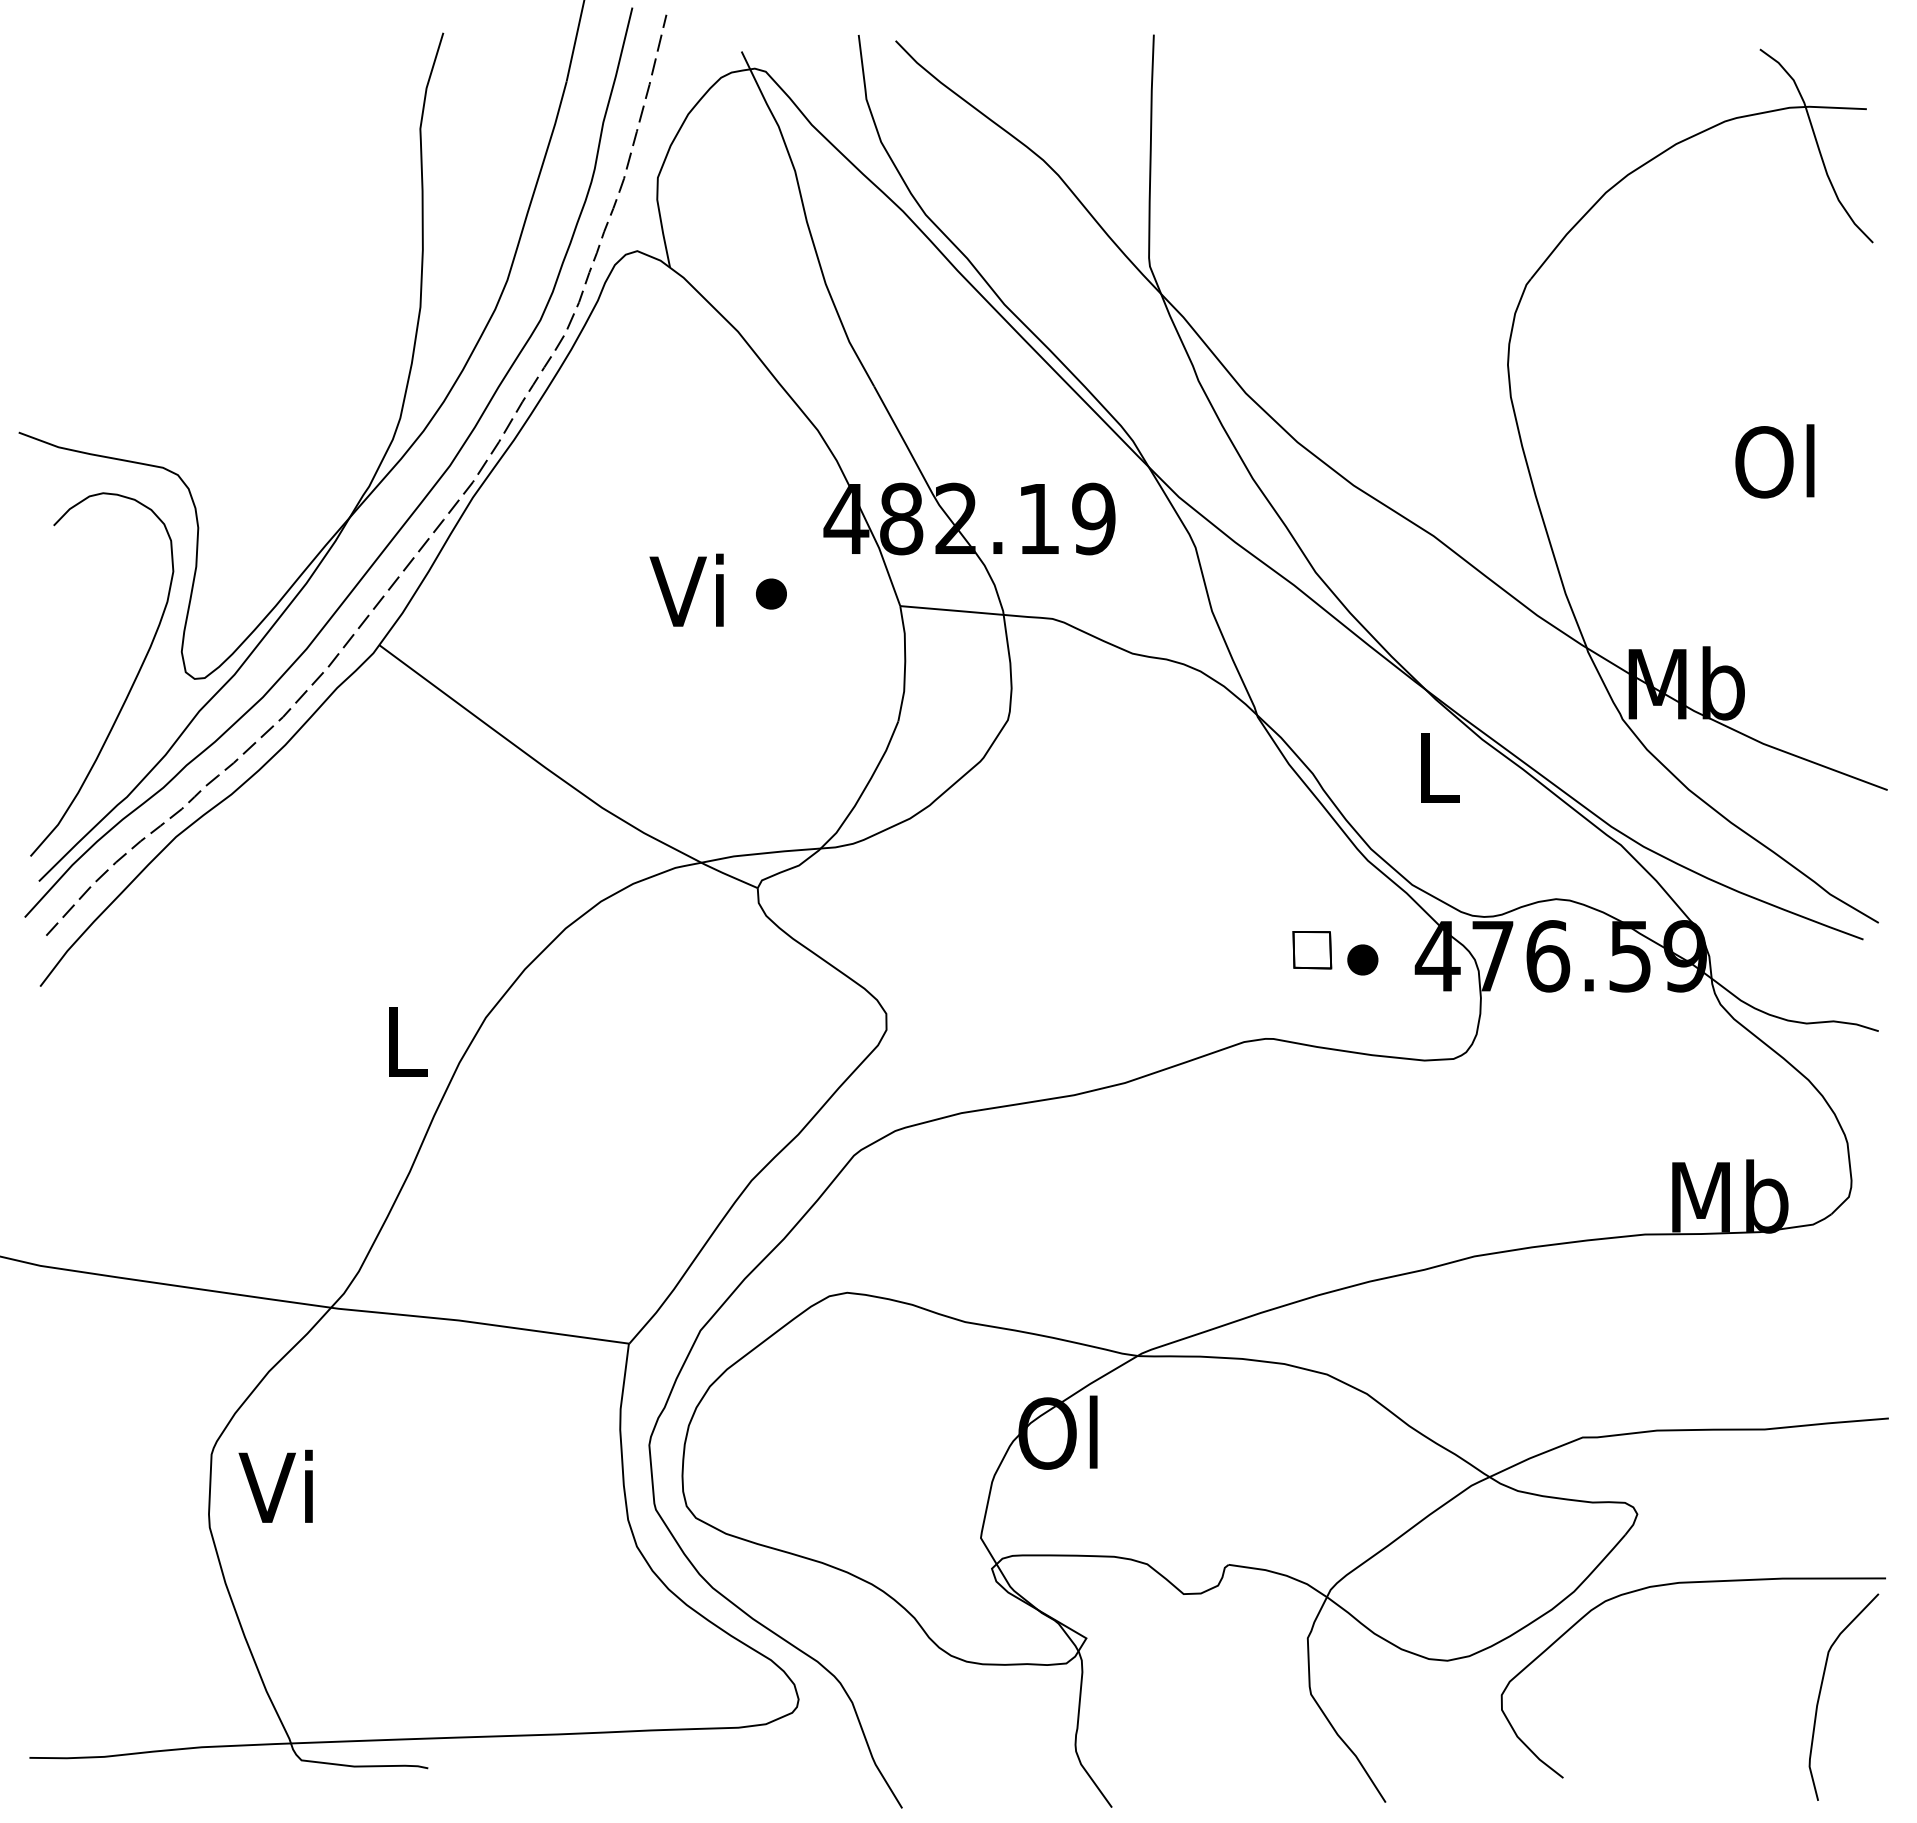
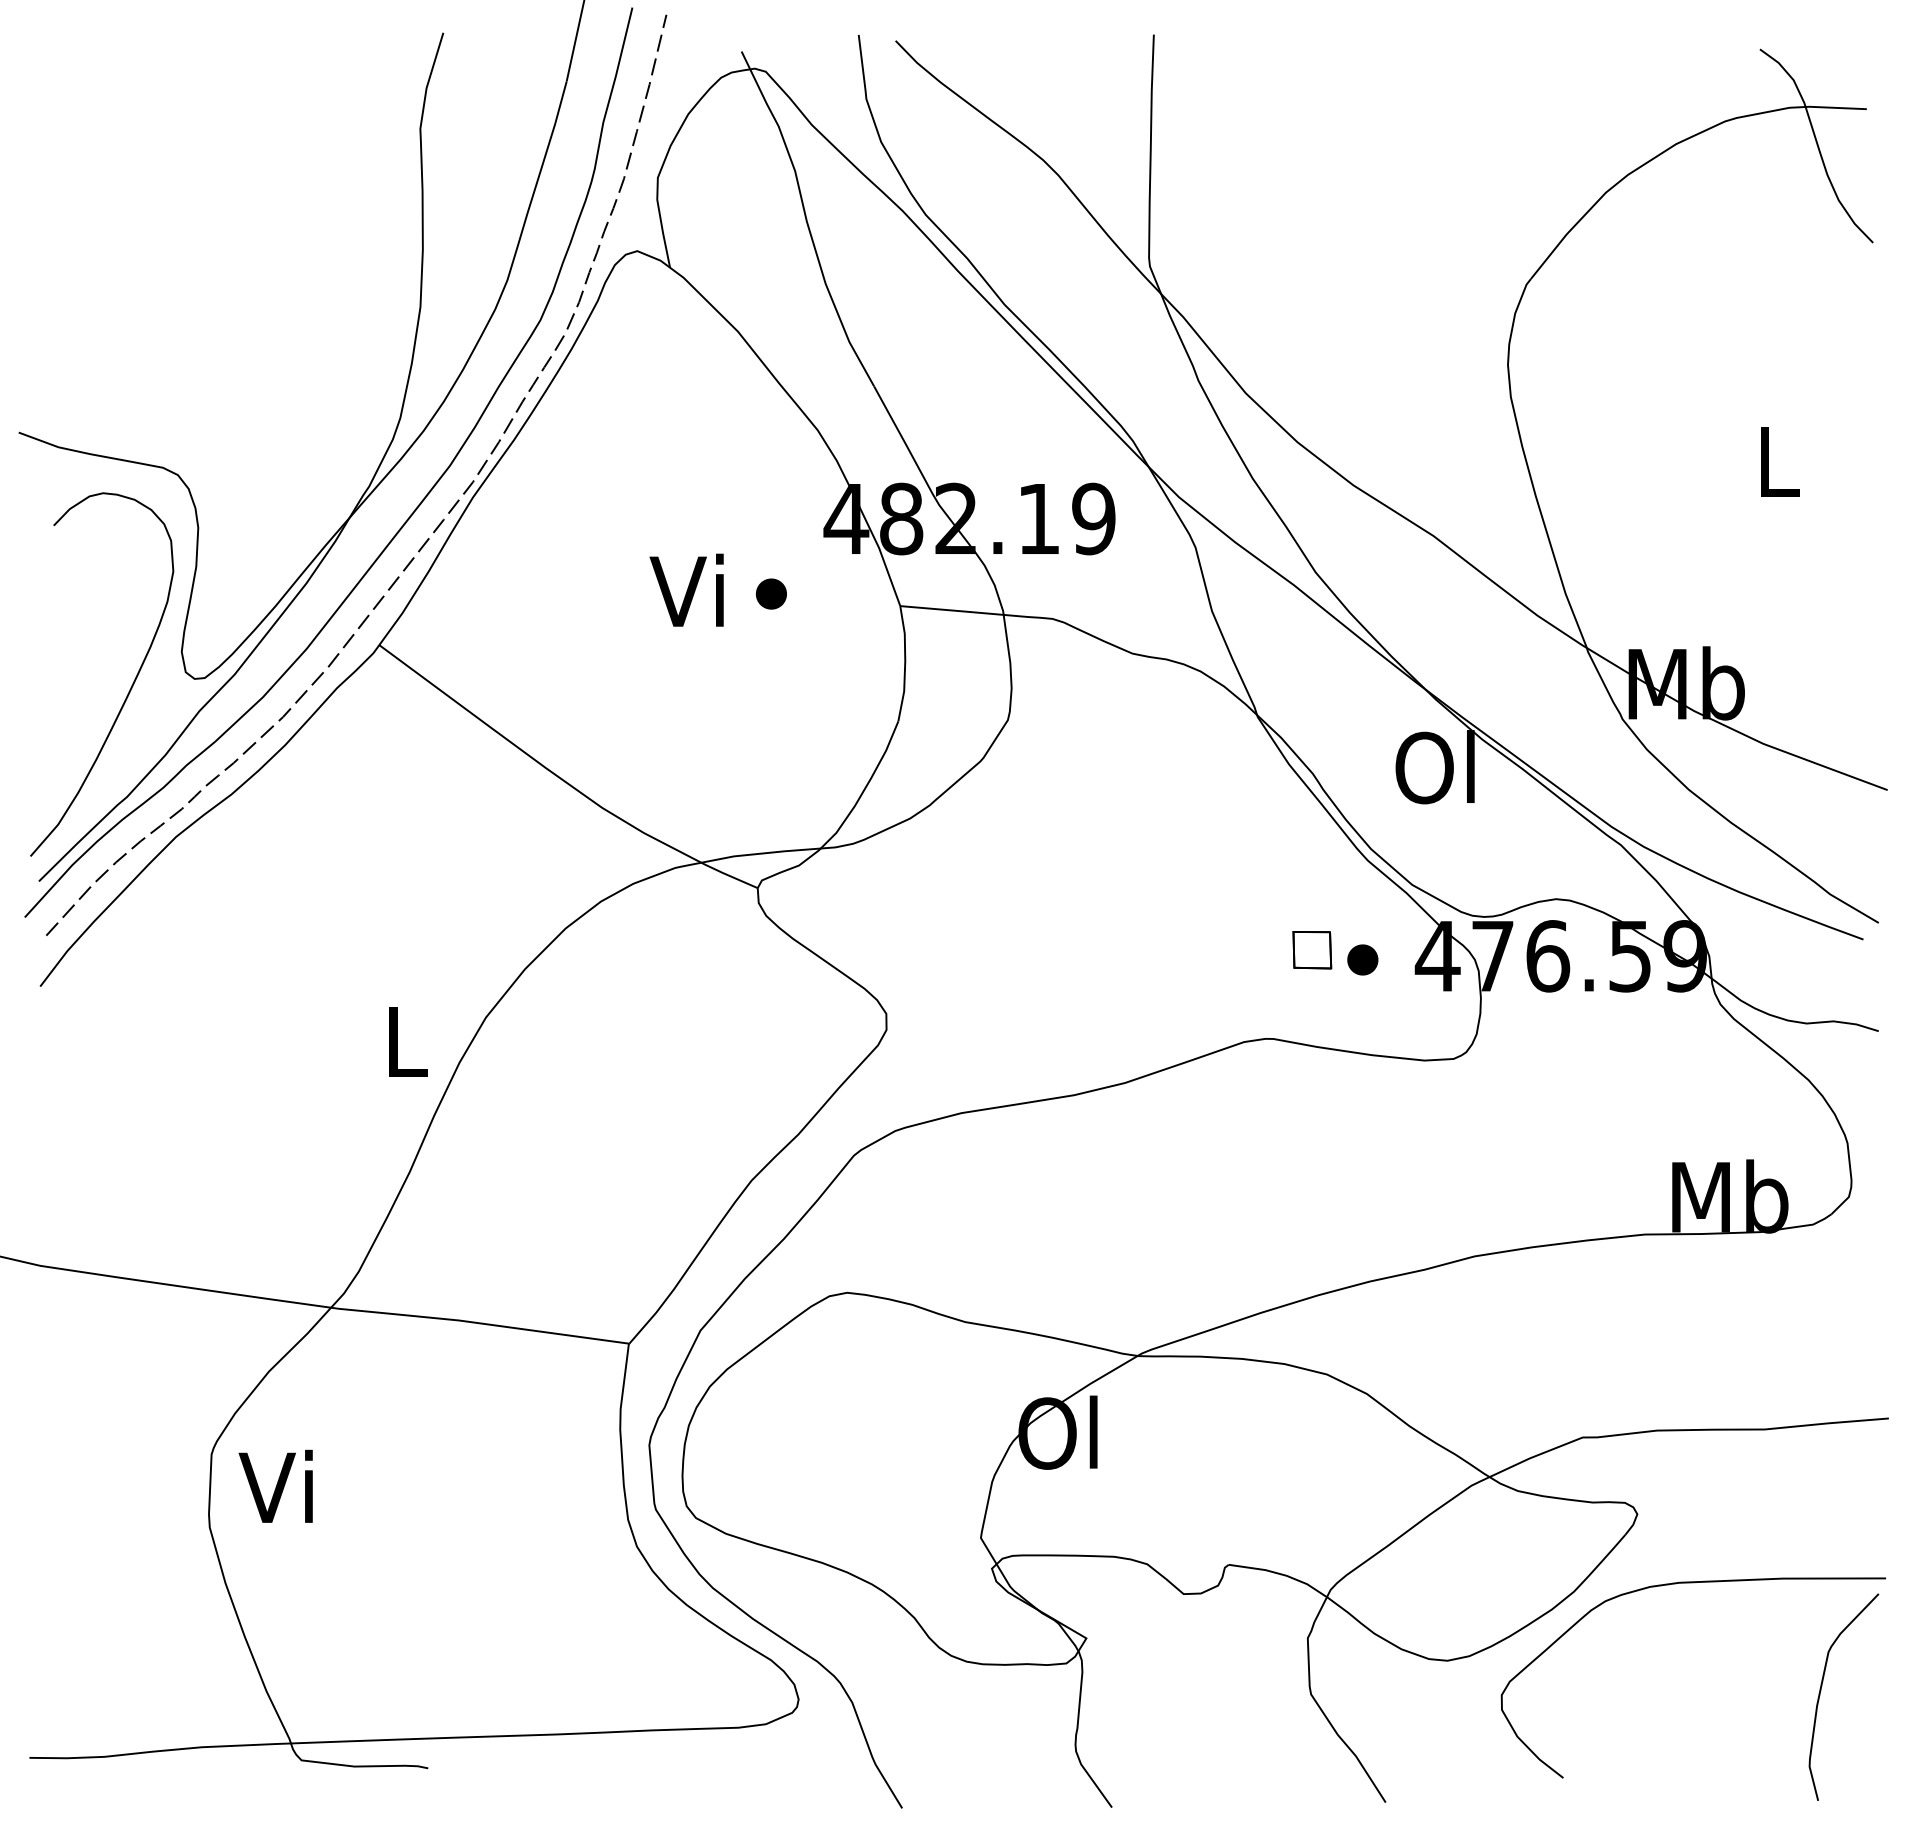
text: Ol -> L (1774, 461)
text: L -> Ol (1434, 767)
